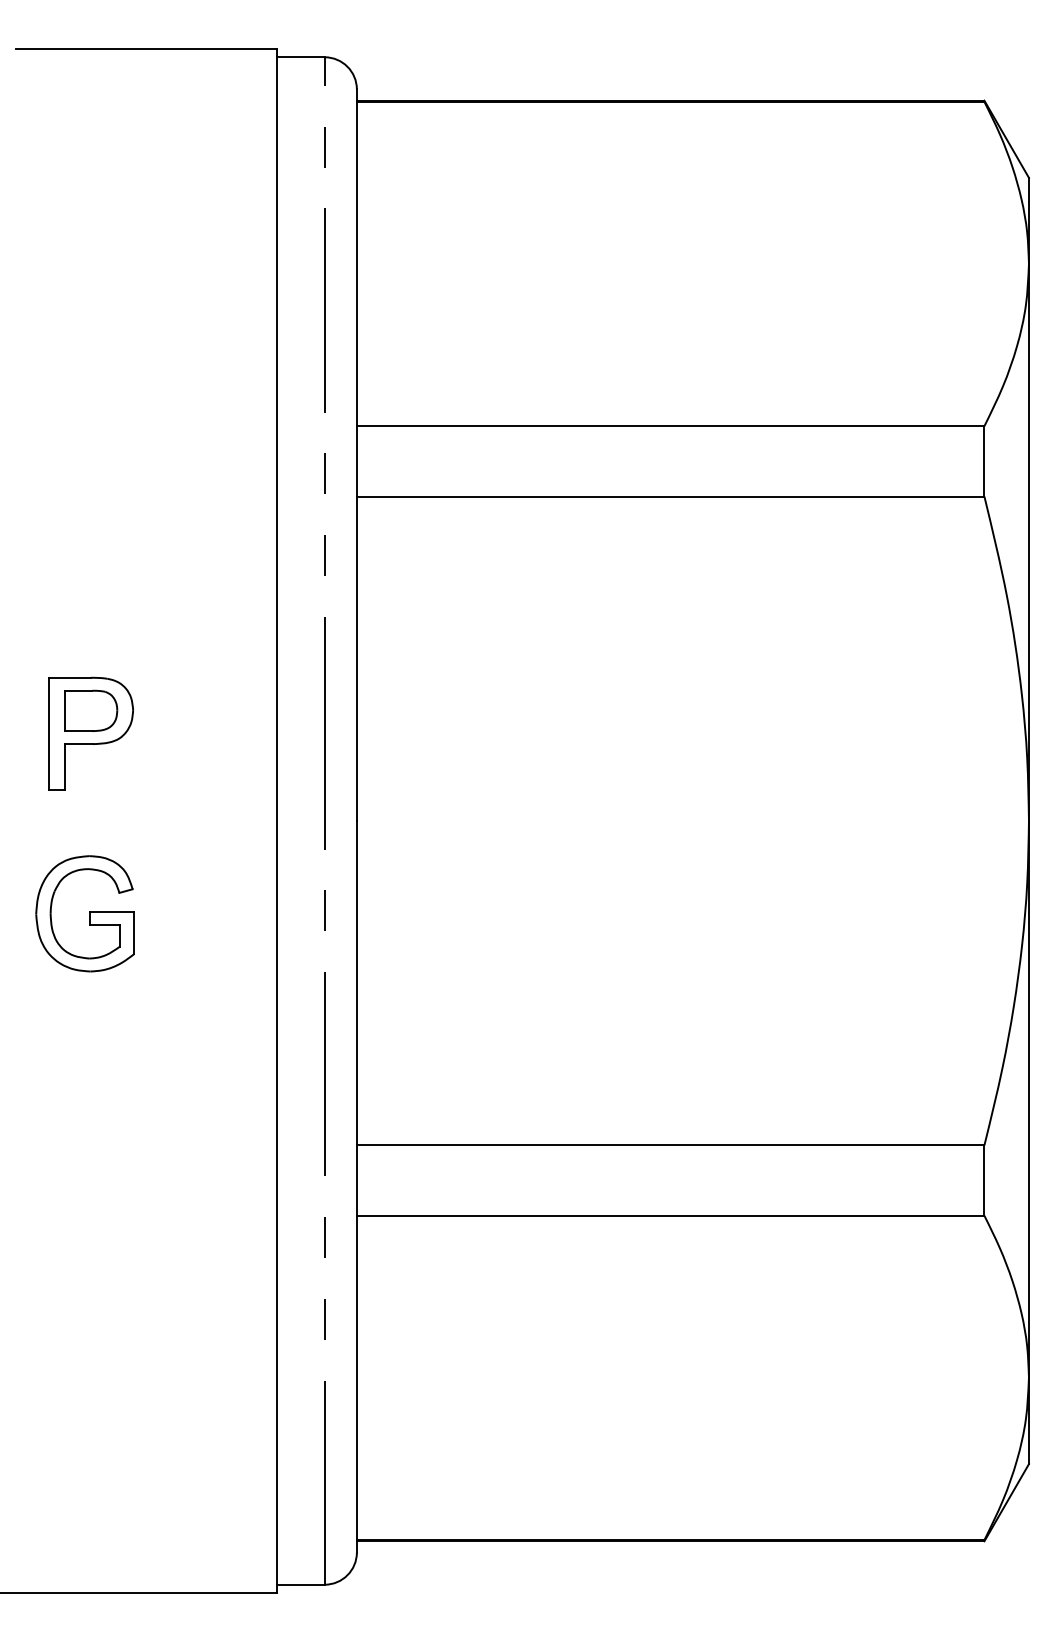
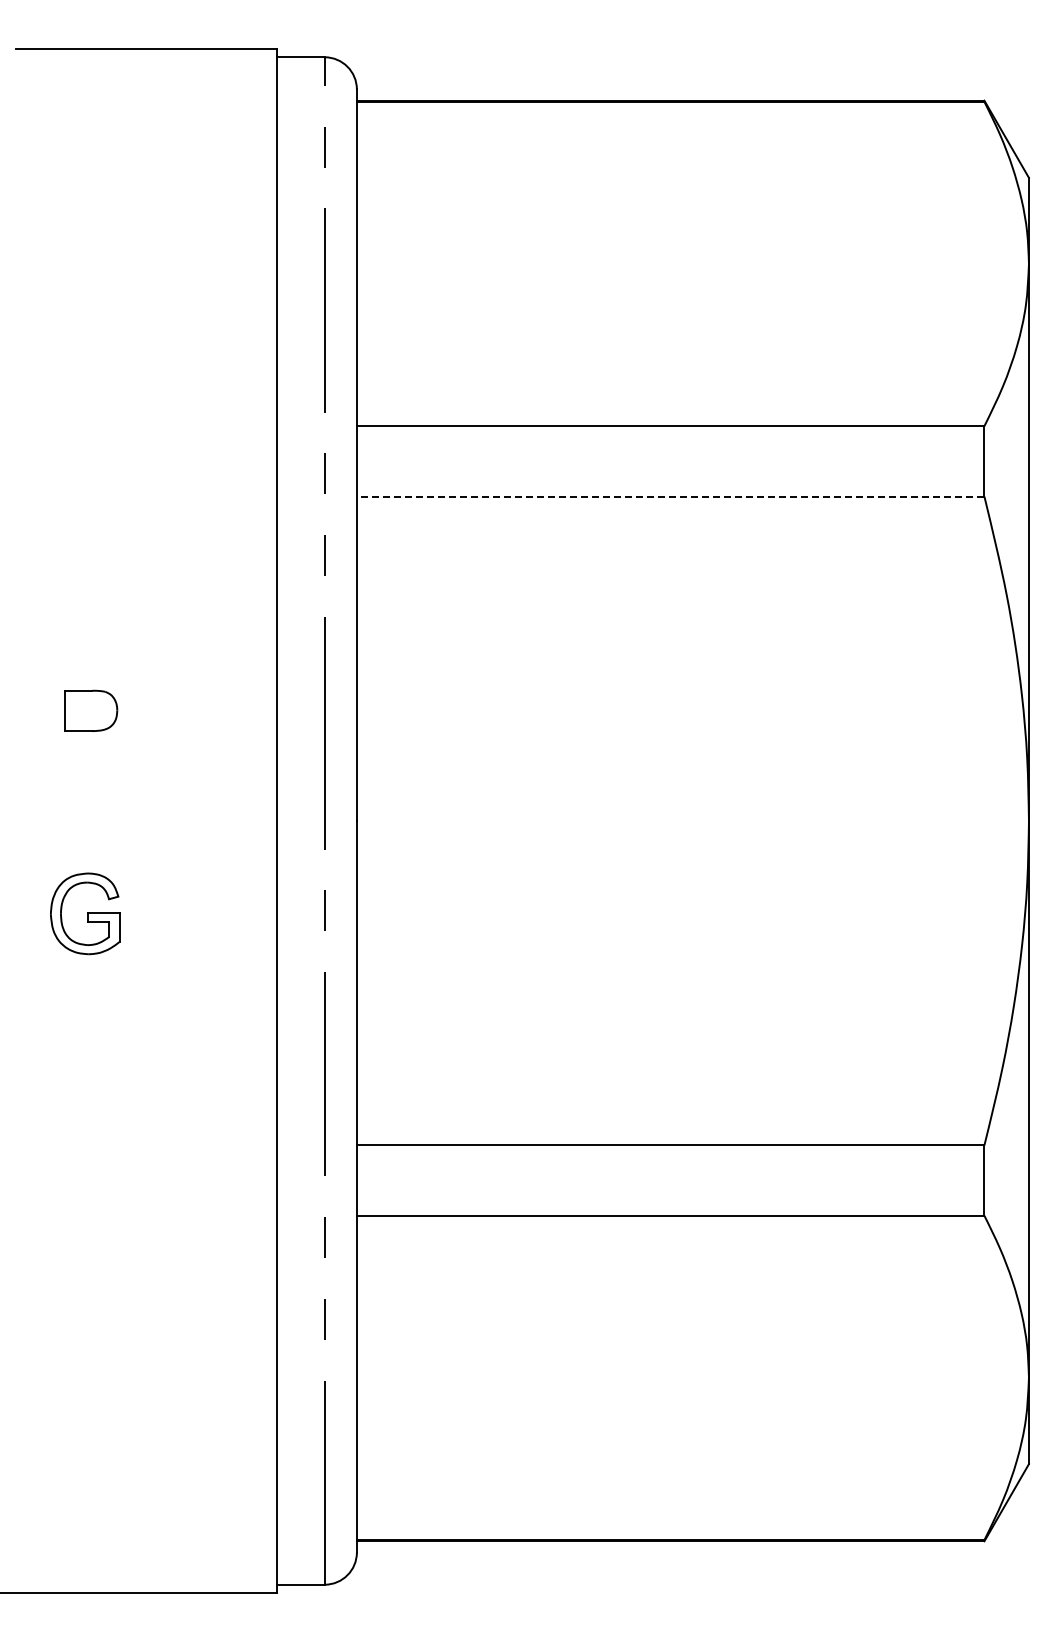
line: solid -> dashed (670, 496)
part: present -> none (90, 733)
part size: 100x118 px -> 71x84 px (85, 913)
